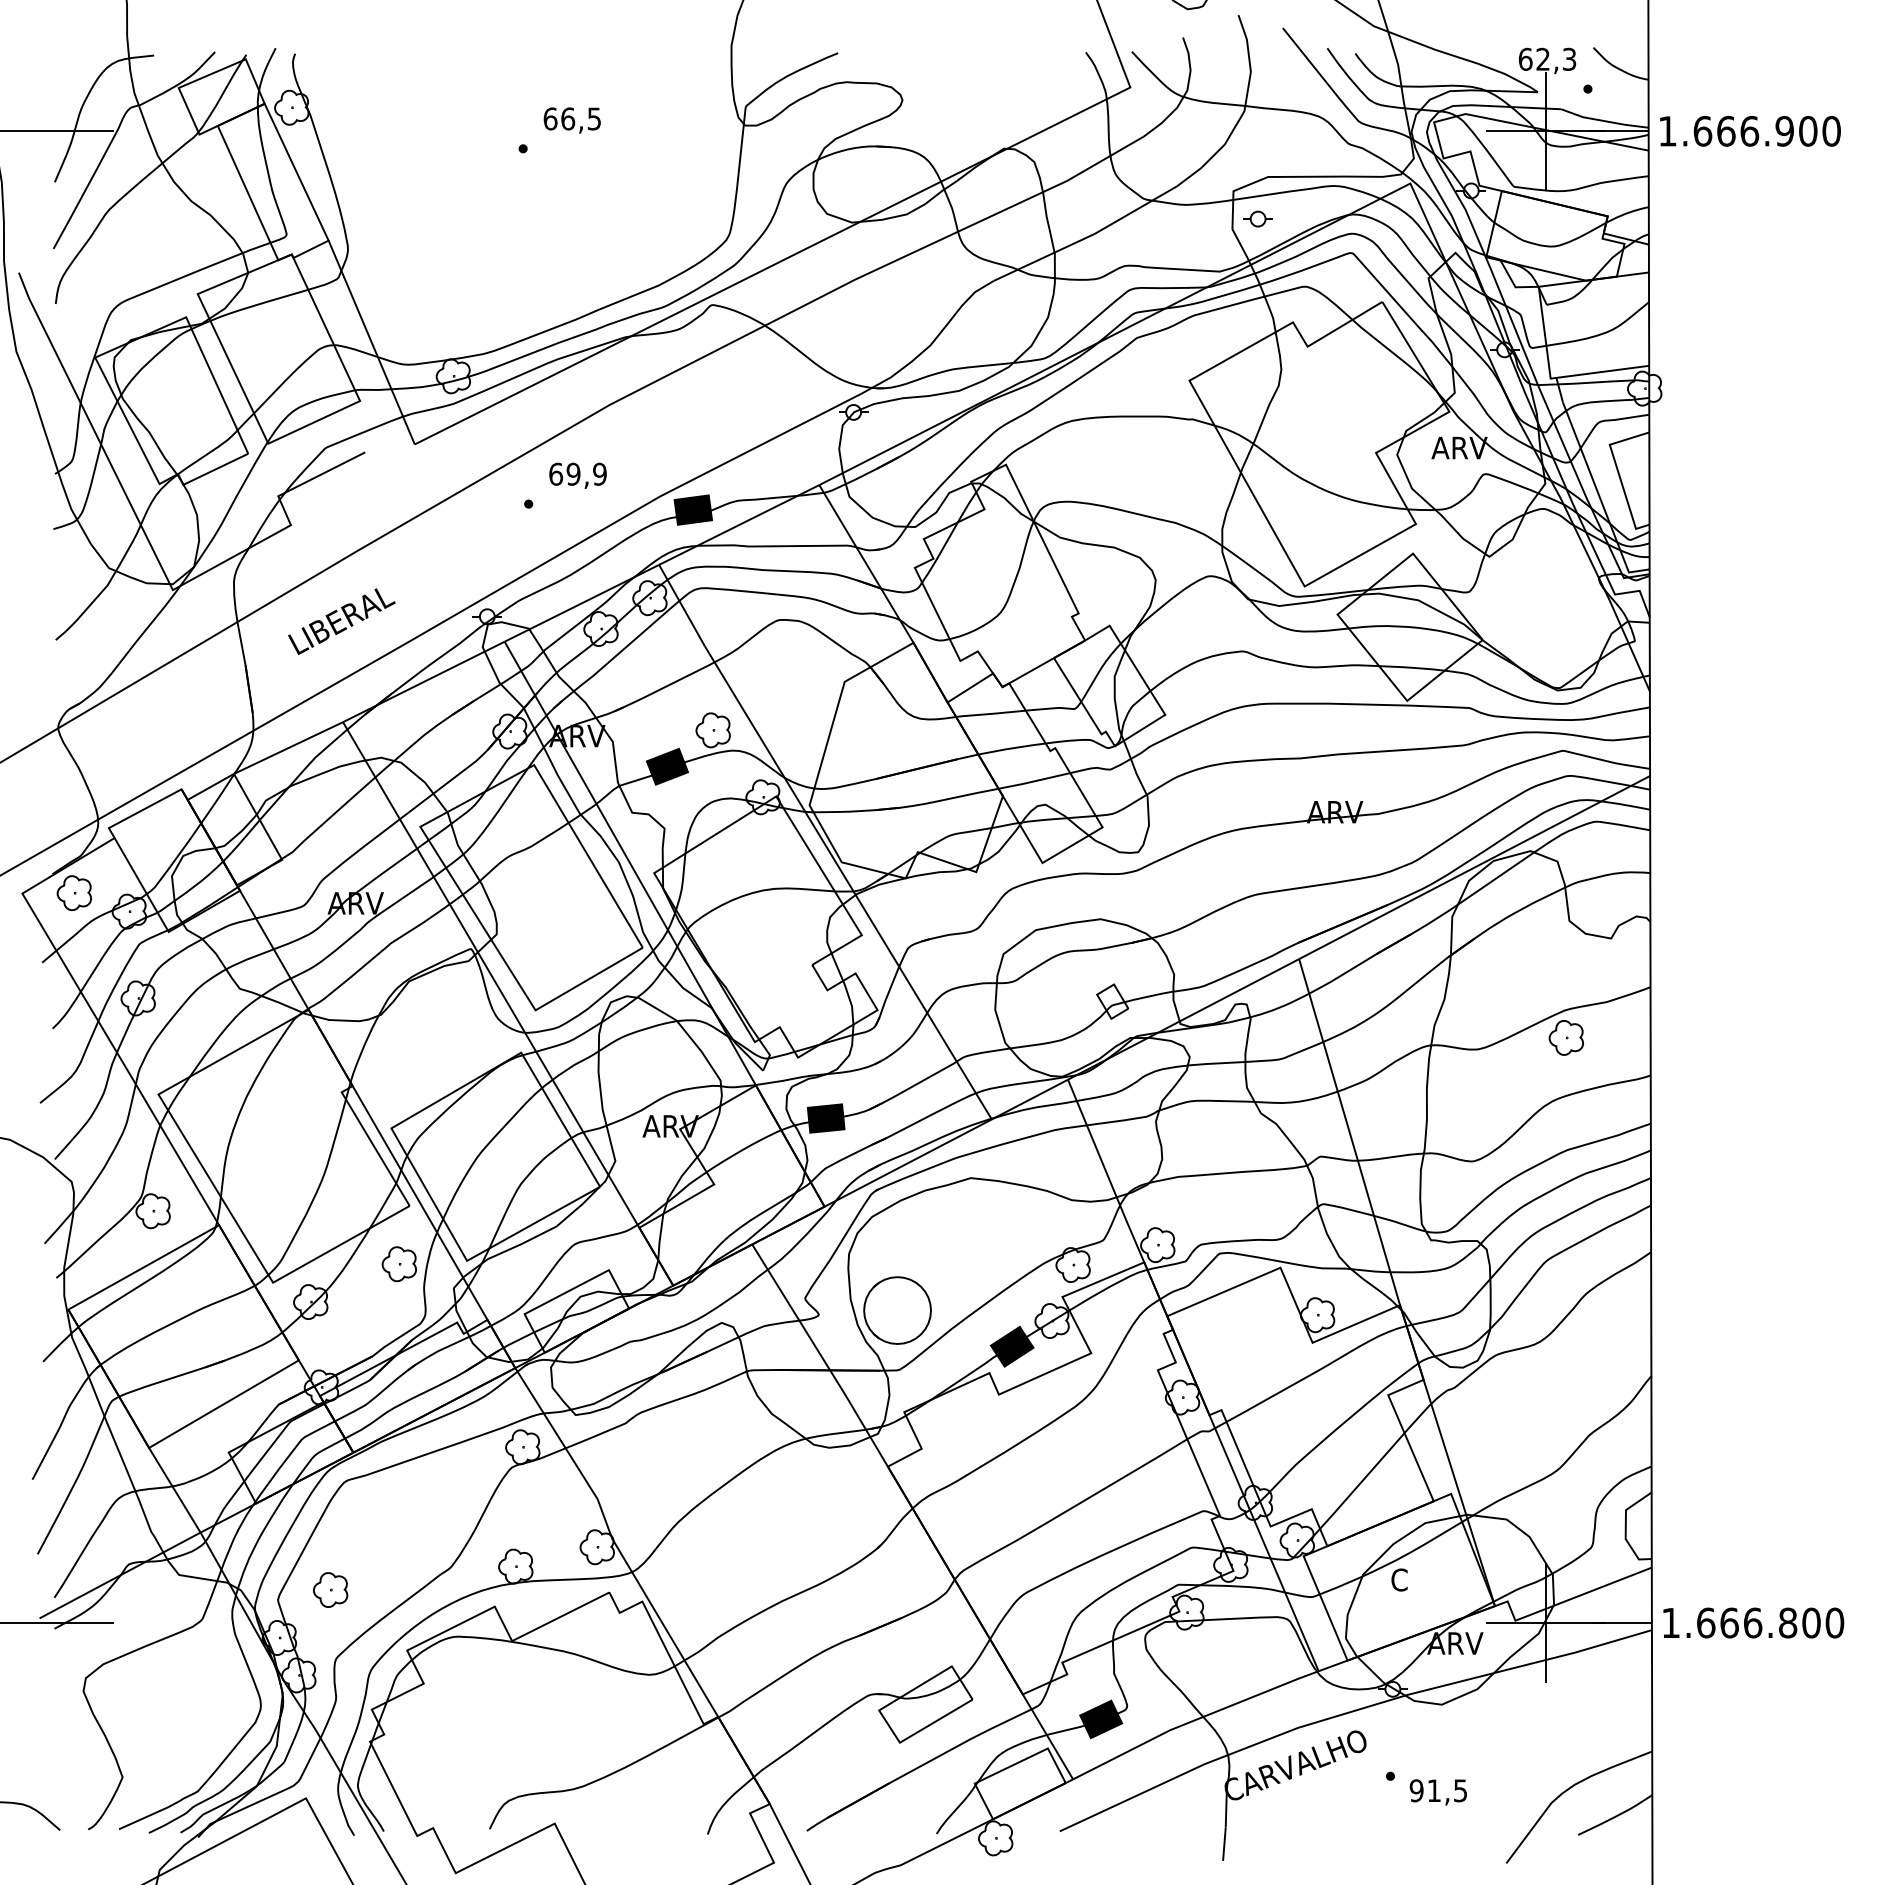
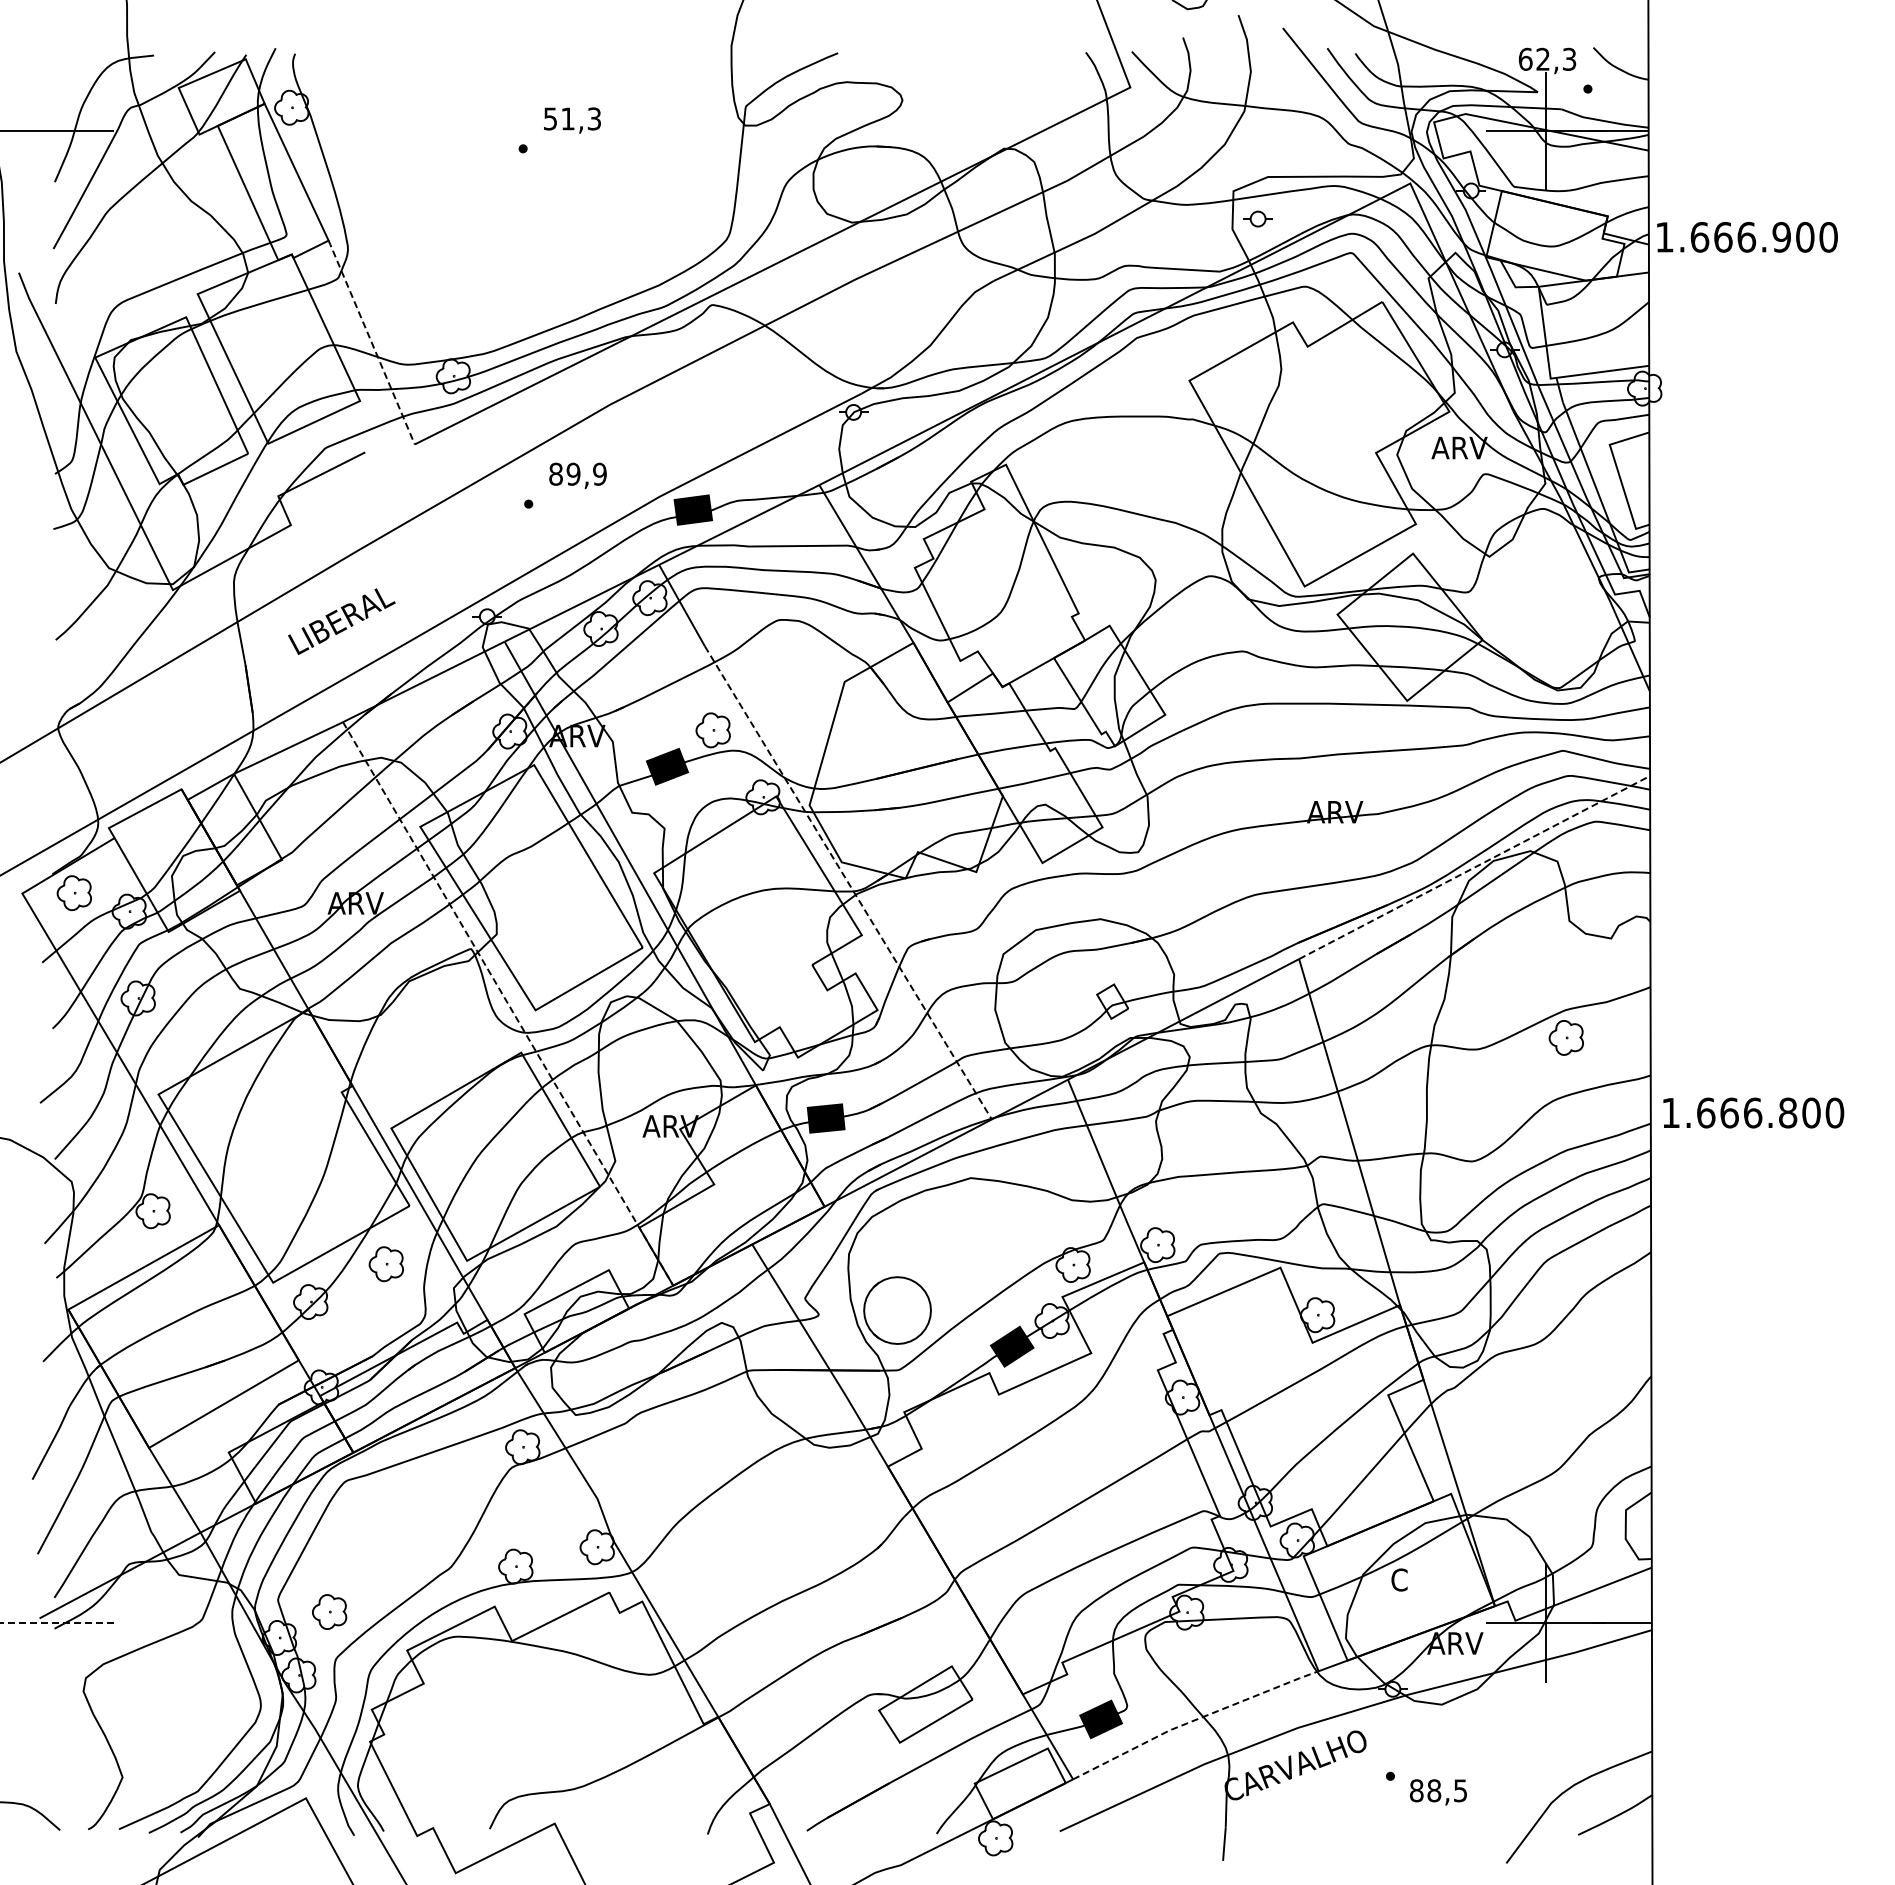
text: 66,5 -> 51,3 (571, 118)
text position: (1750, 131) -> (1747, 237) (1747, 237)
line: solid -> dashed (371, 342)
text: 69,9 -> 89,9 (556, 473)
line: solid -> dashed (1474, 867)
line: solid -> dashed (848, 882)
line: solid -> dashed (508, 1004)
part position: (398, 1264) -> (385, 1264) (385, 1264)
part position: (330, 1589) -> (329, 1611) (329, 1611)
text position: (1753, 1622) -> (1753, 1112) (1753, 1112)
line: solid -> dashed (57, 1623)
line: solid -> dashed (1193, 1720)
text: 91,5 -> 88,5 (1425, 1790)
